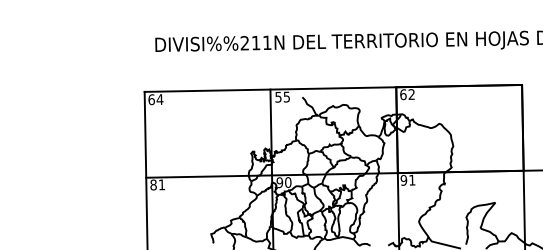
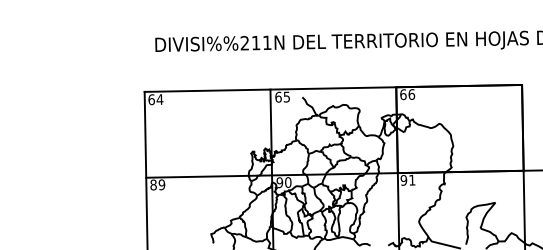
text: 62 -> 66 (411, 94)
text: 55 -> 65 (278, 96)
text: 81 -> 89 (161, 184)
